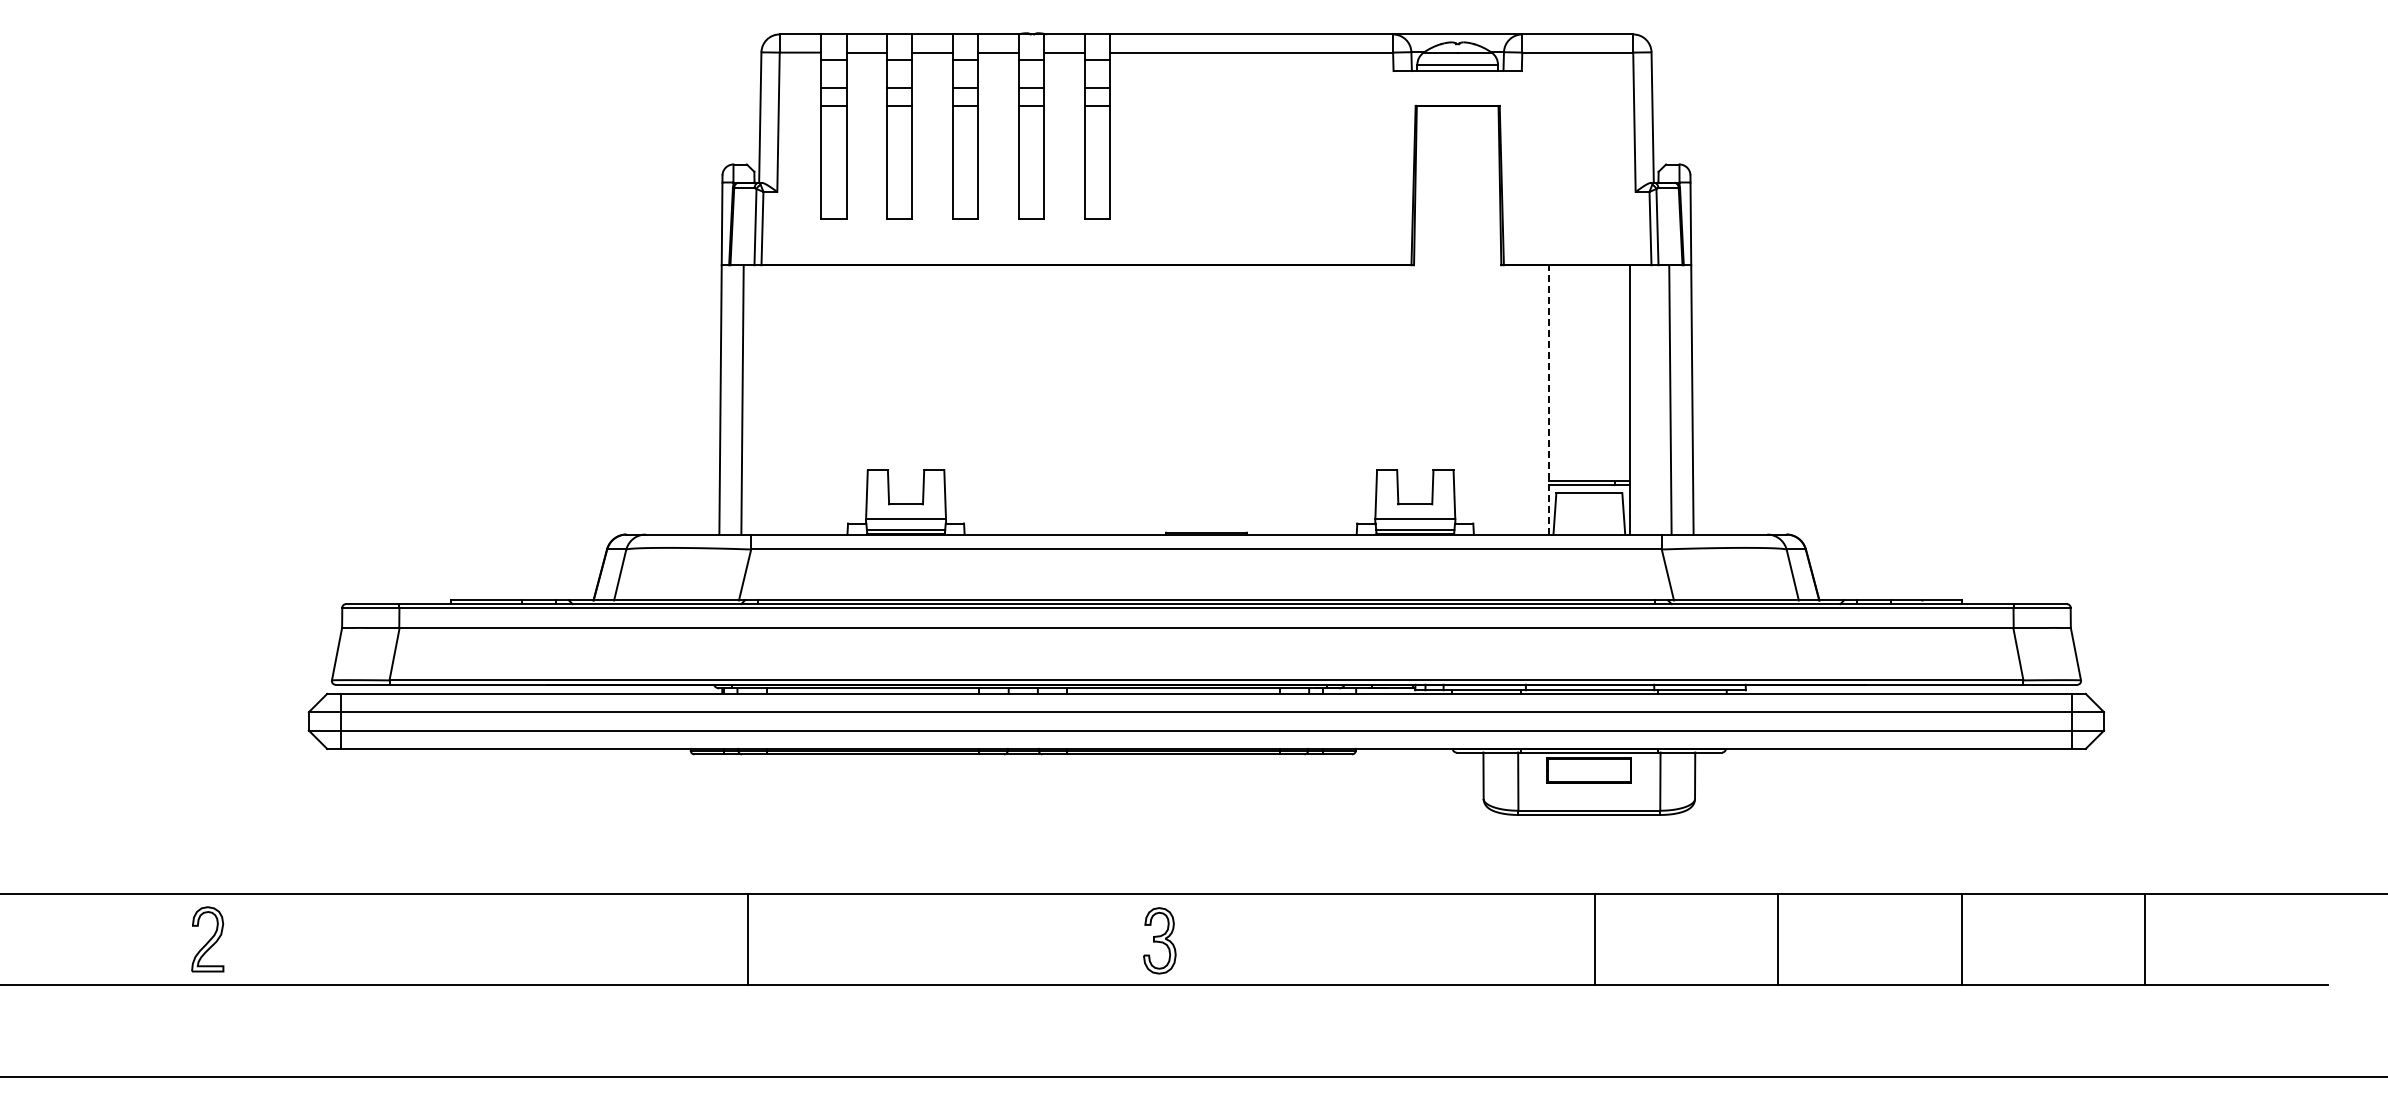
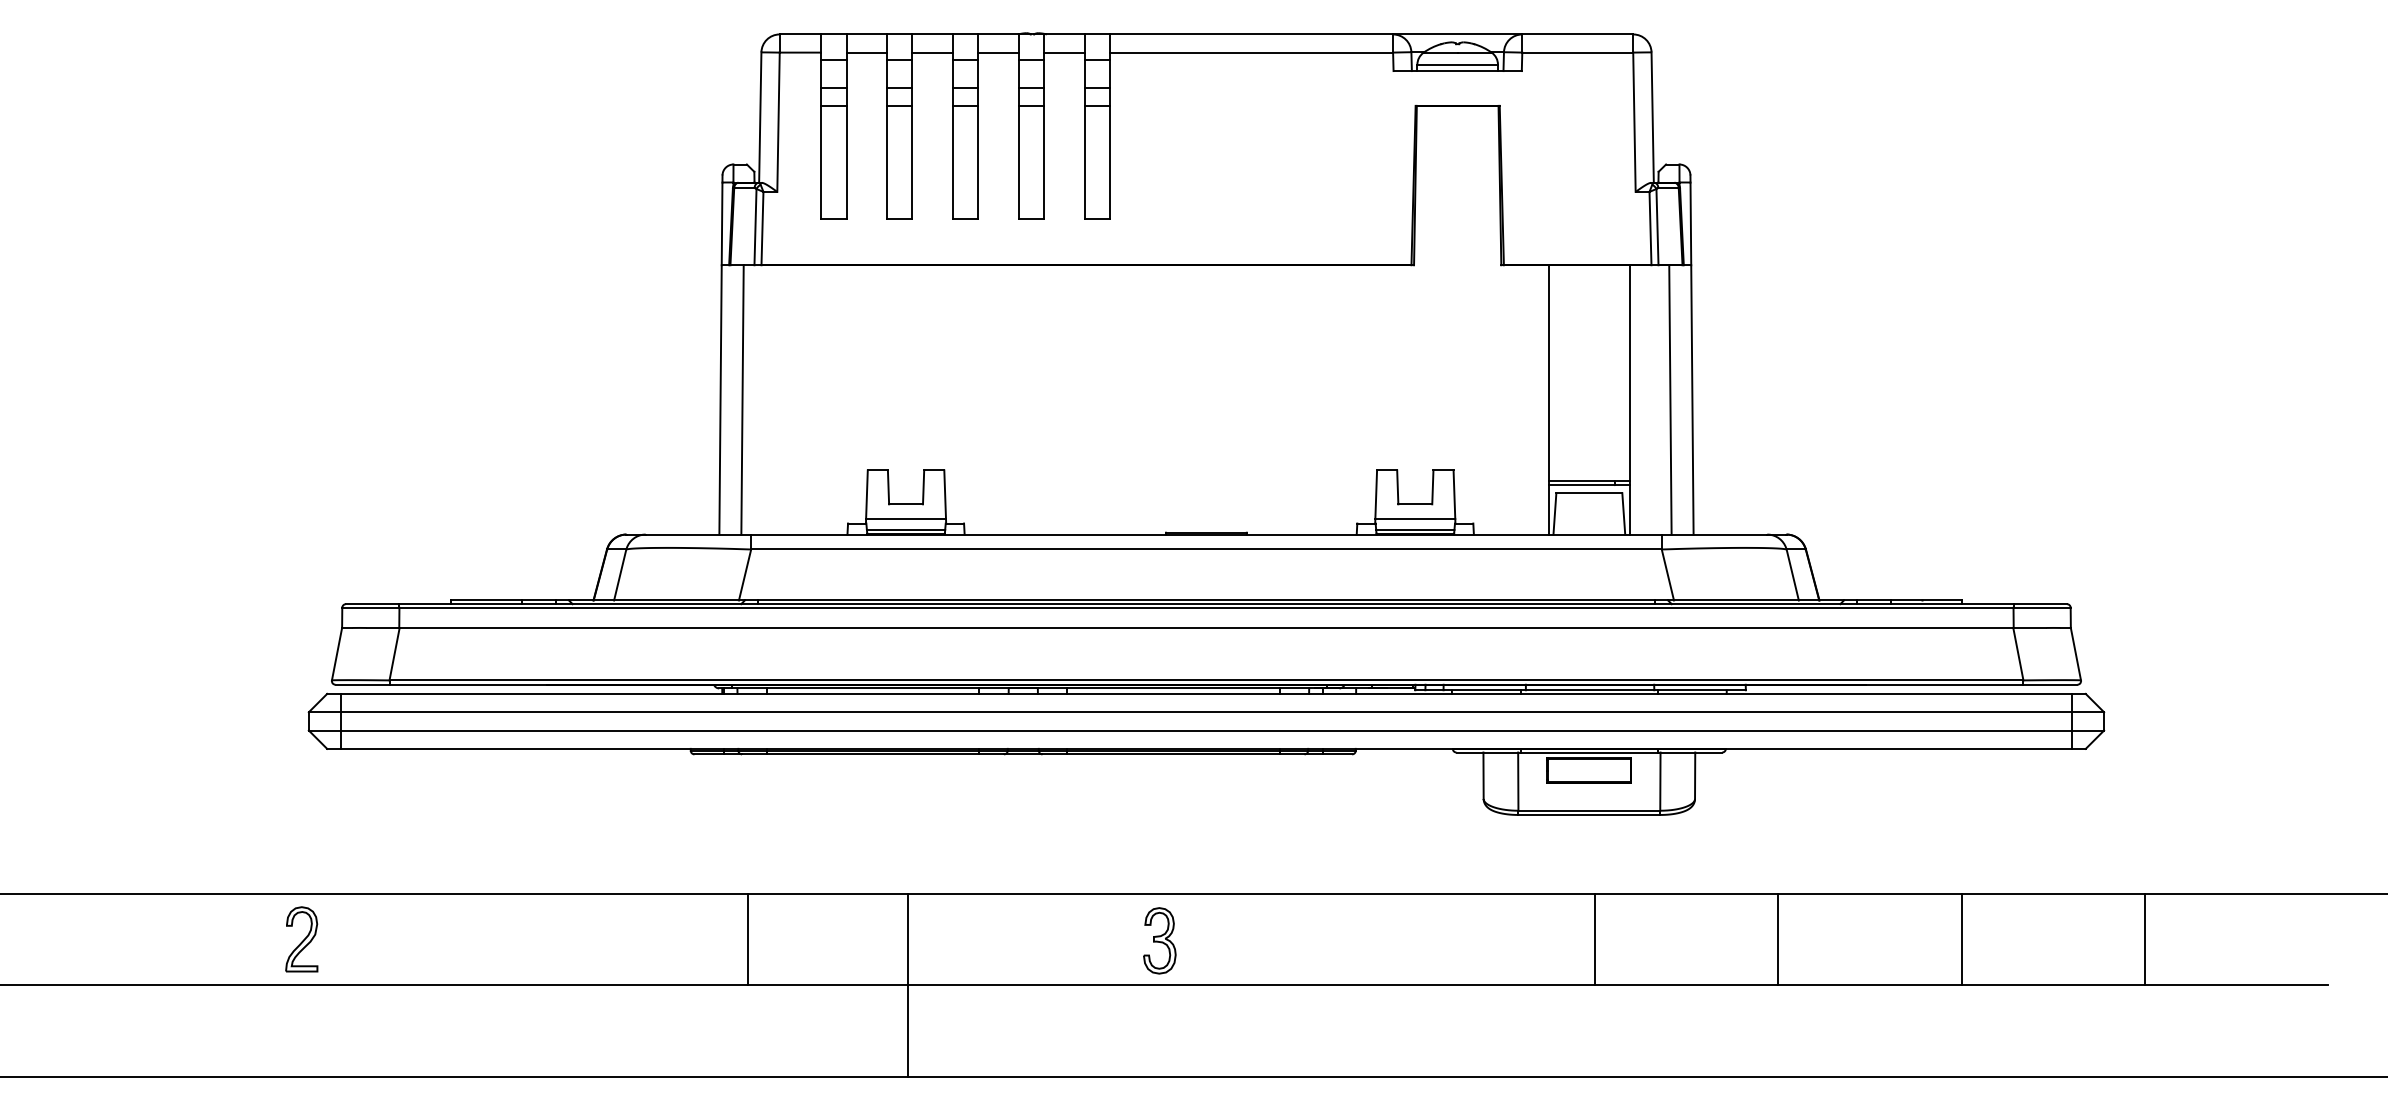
line: dashed -> solid (1549, 399)
part position: (207, 939) -> (301, 939) (301, 939)
line: none -> present (908, 984)
